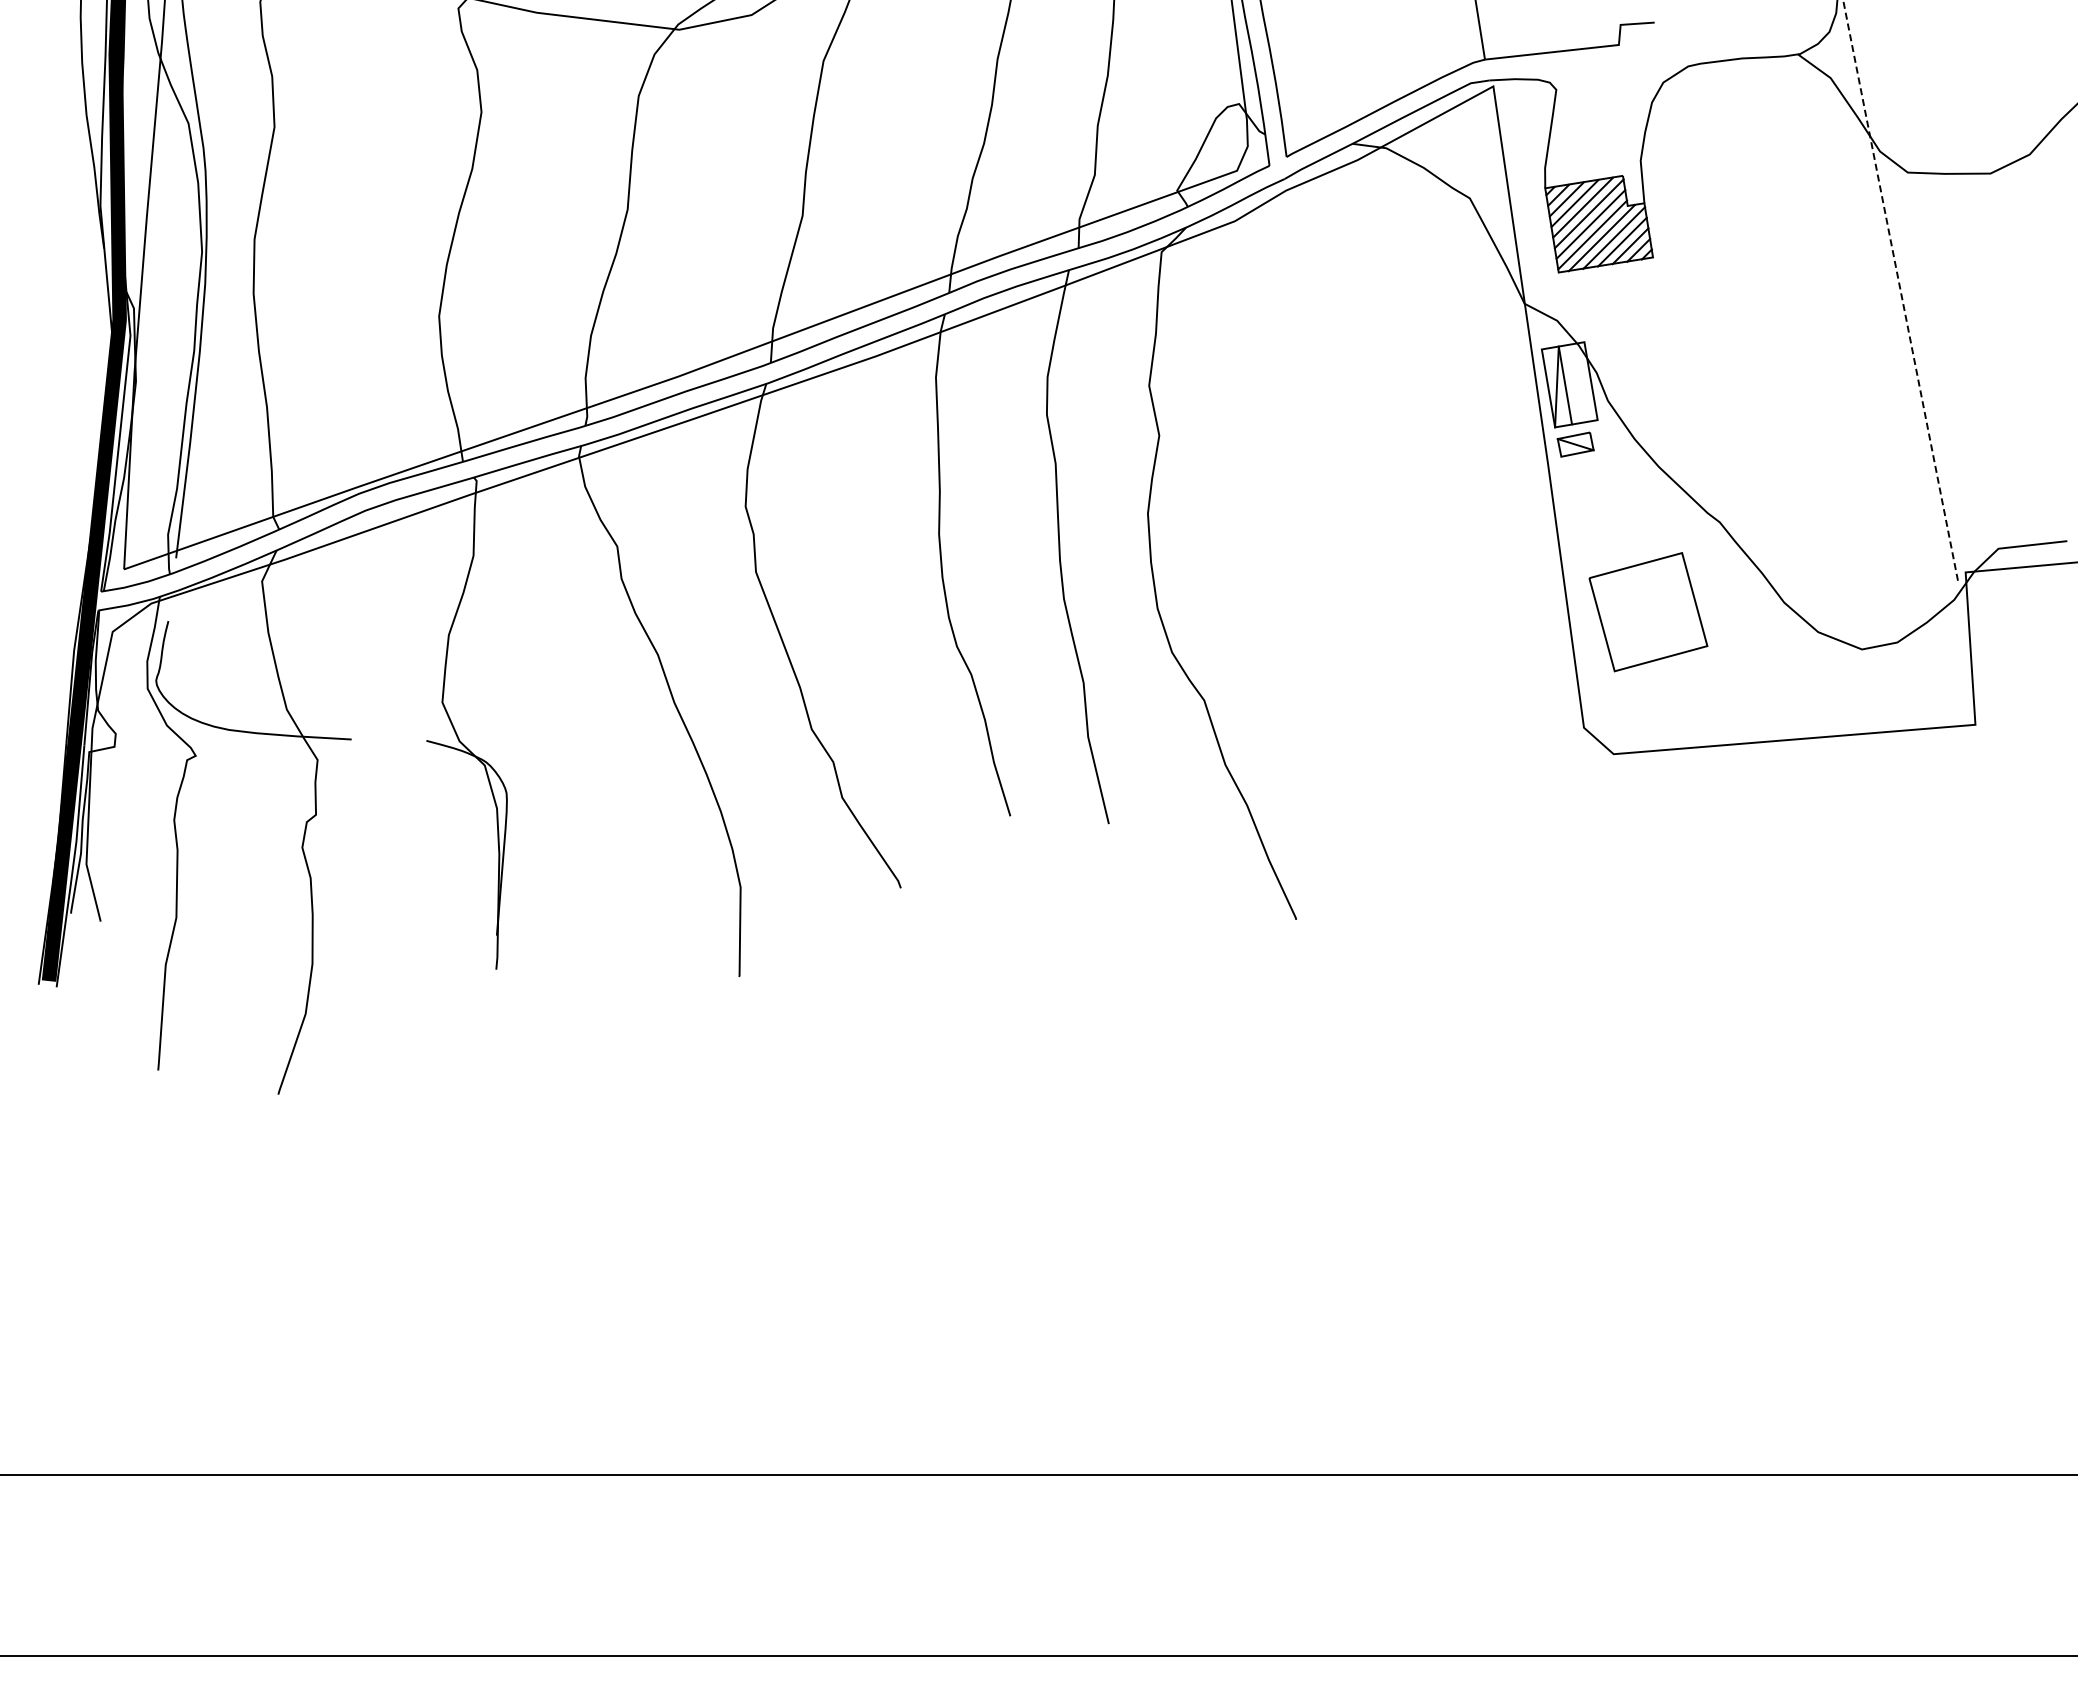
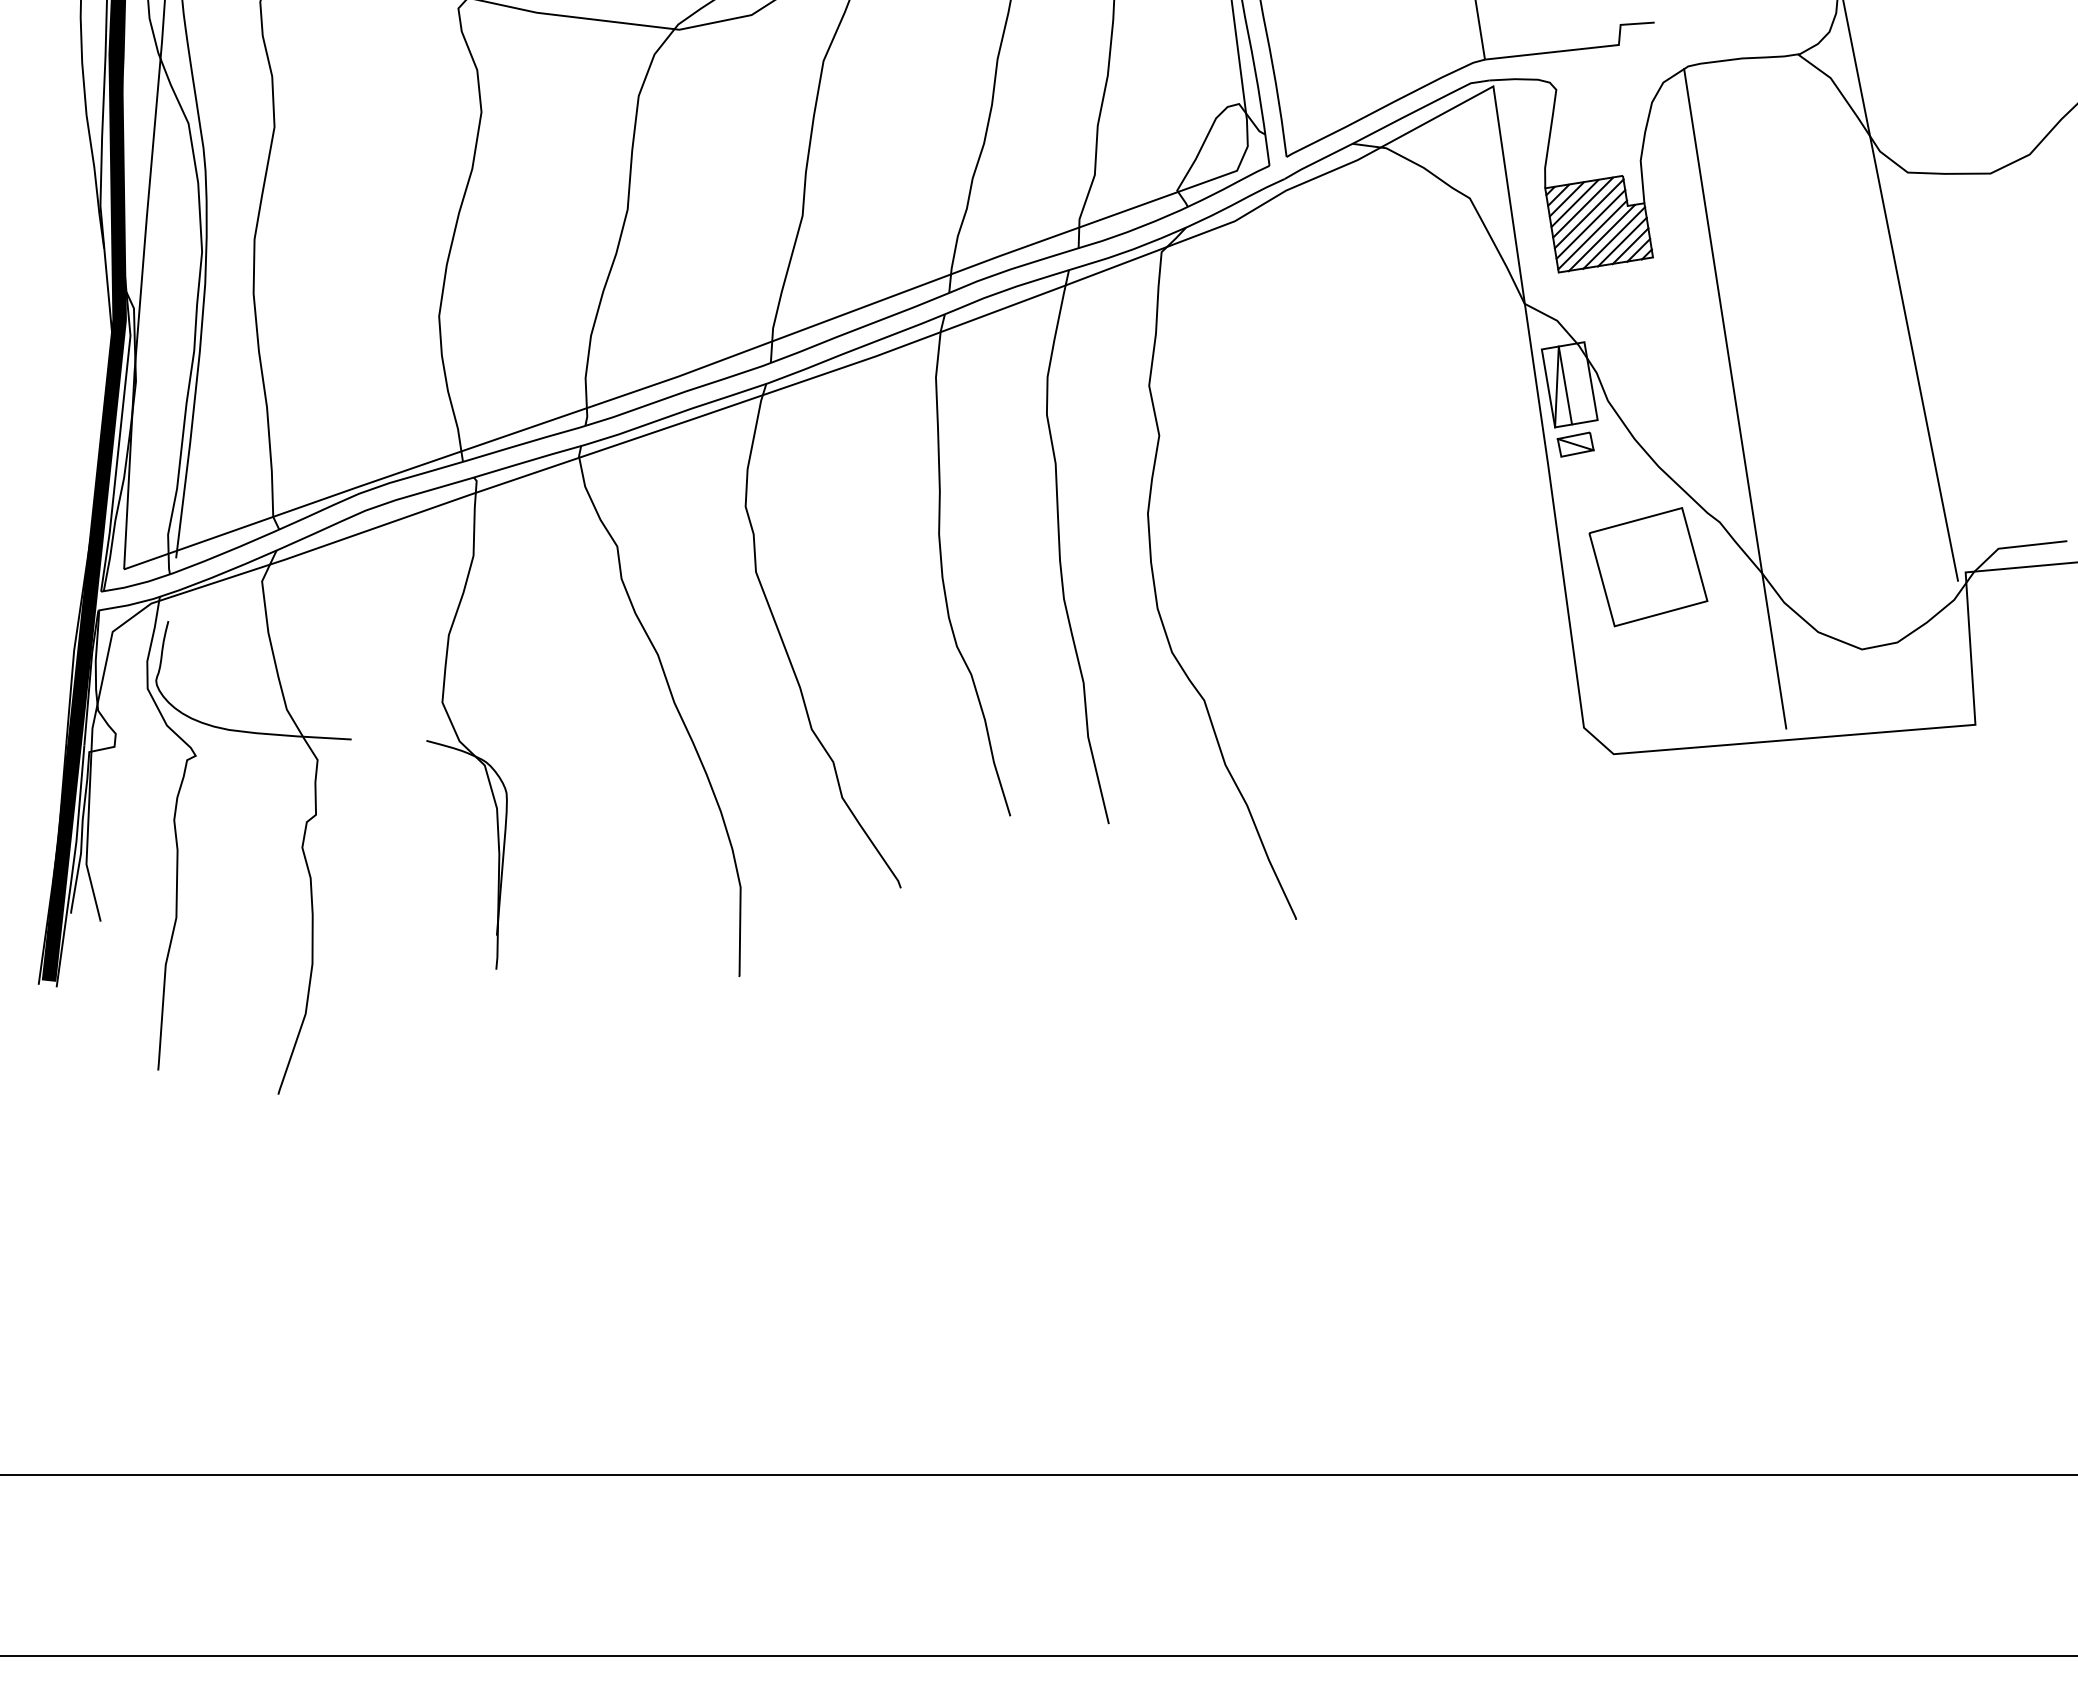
line: dashed -> solid (1900, 290)
line: none -> present (1735, 398)
part position: (1648, 612) -> (1648, 567) (1648, 567)
